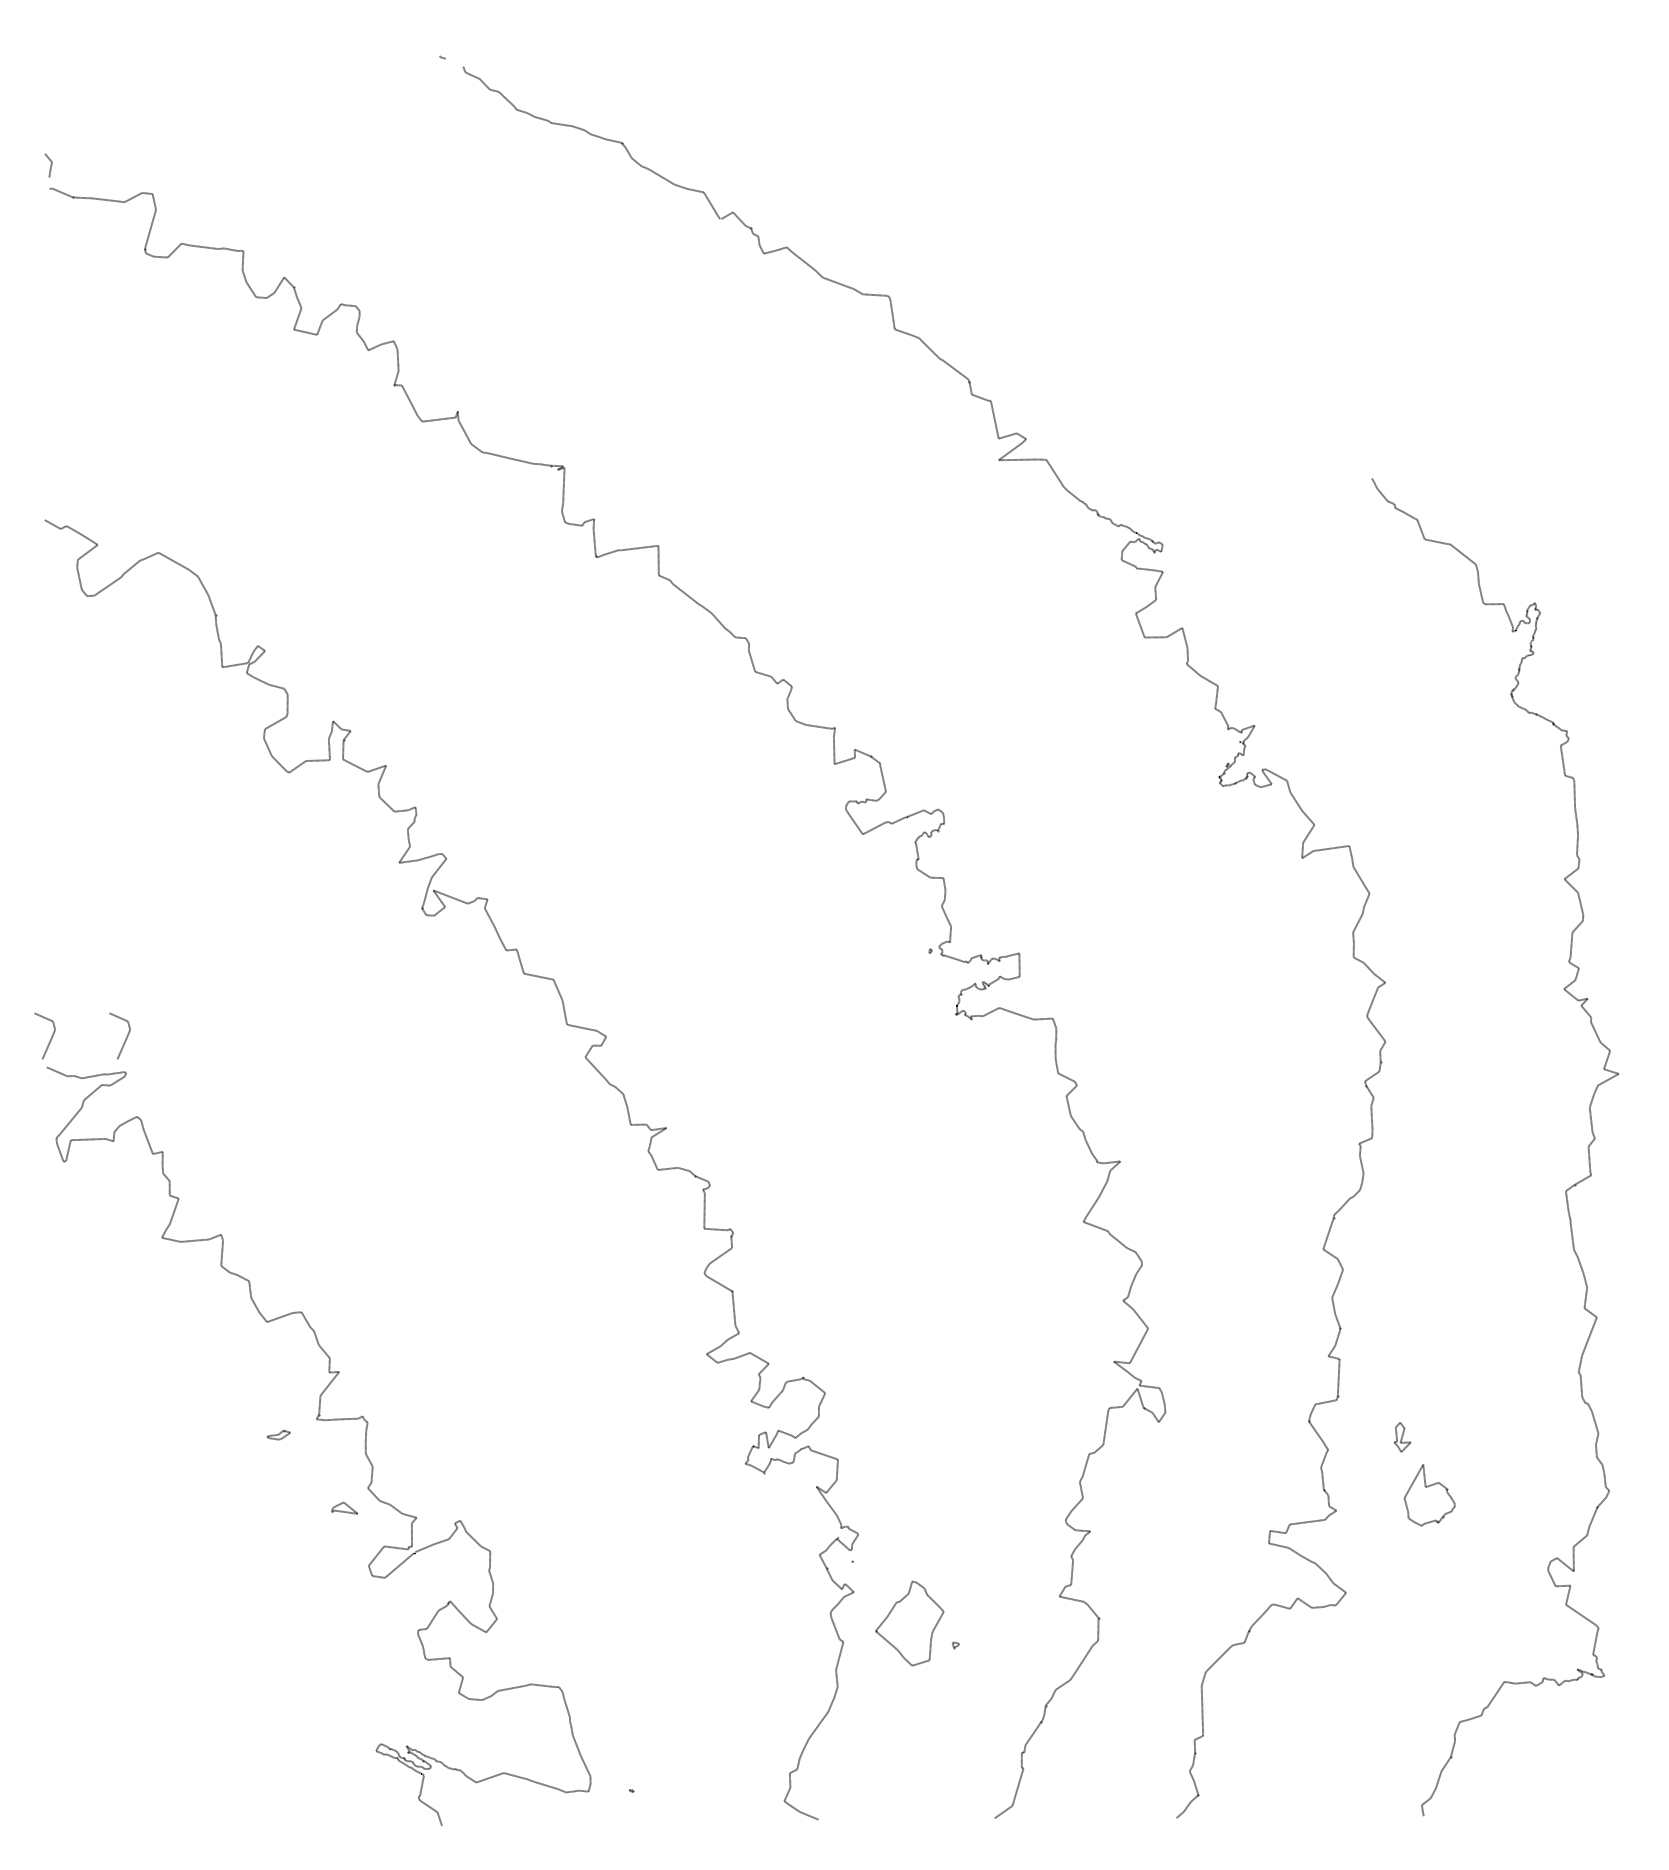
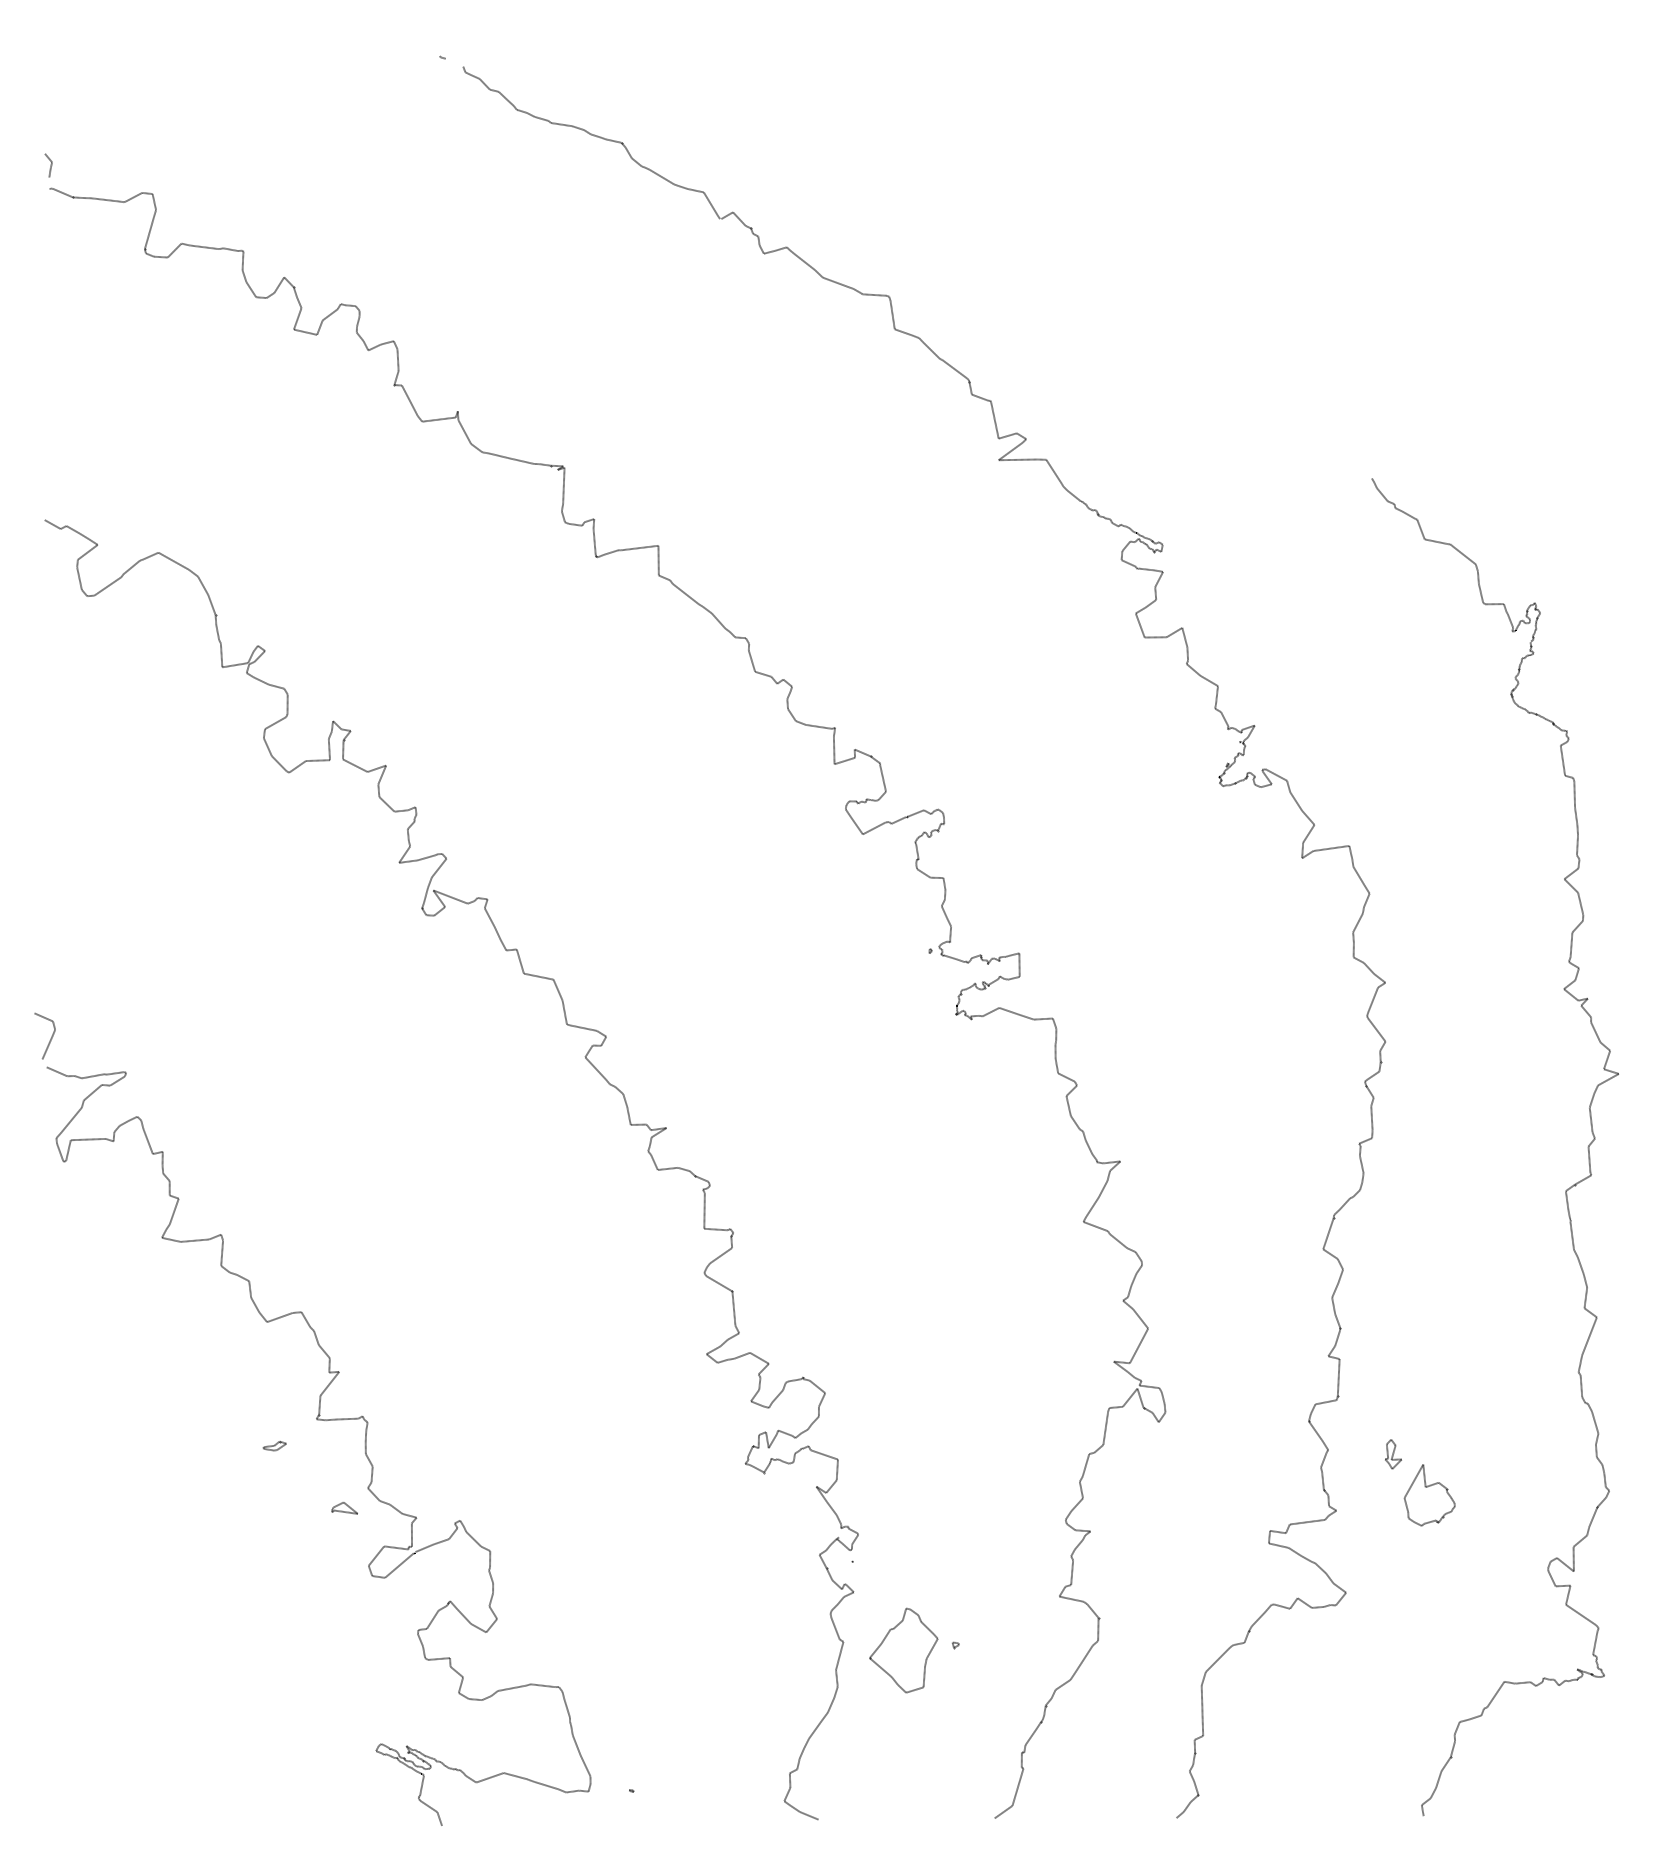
curve: present -> none (125, 1038)
part position: (278, 1435) -> (274, 1446) (274, 1446)
part position: (1402, 1437) -> (1393, 1454) (1393, 1454)
part position: (909, 1623) -> (903, 1650) (903, 1650)
